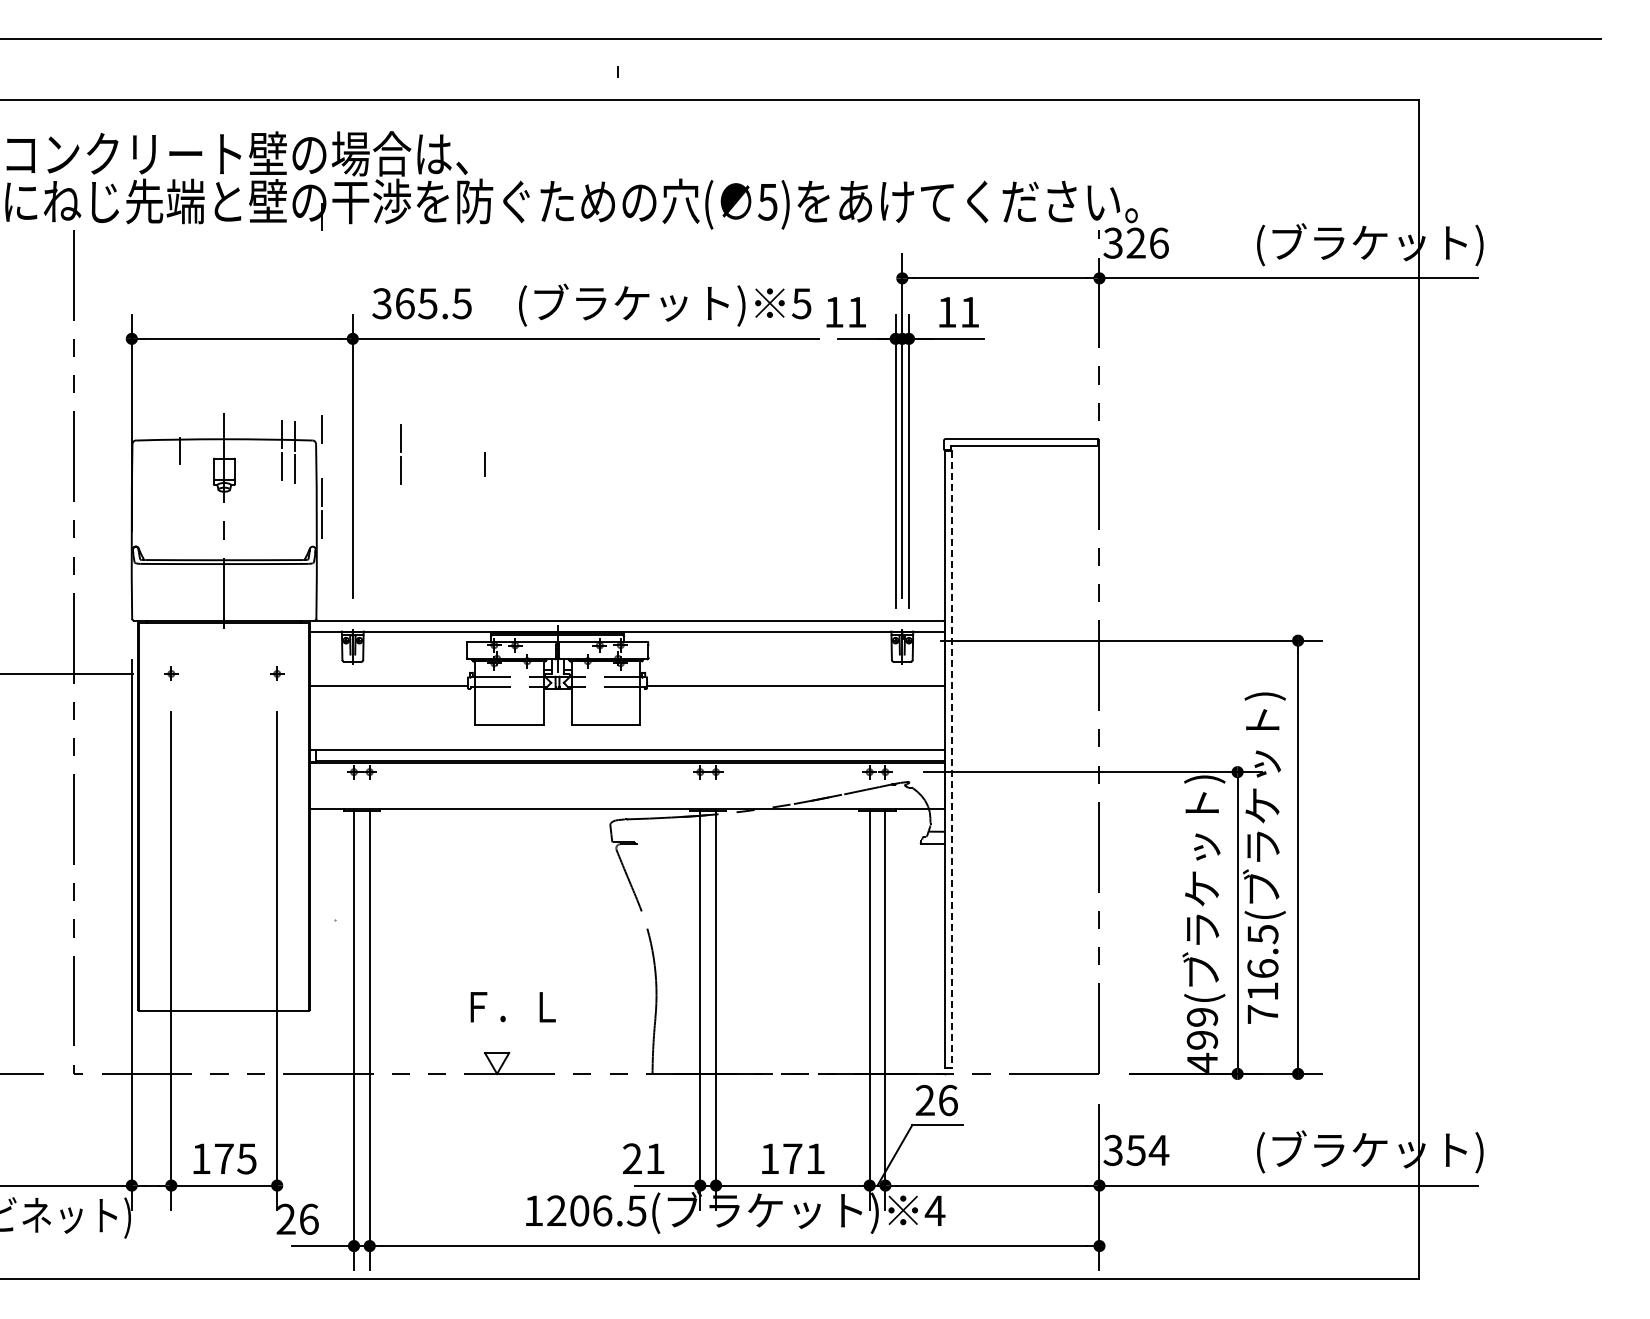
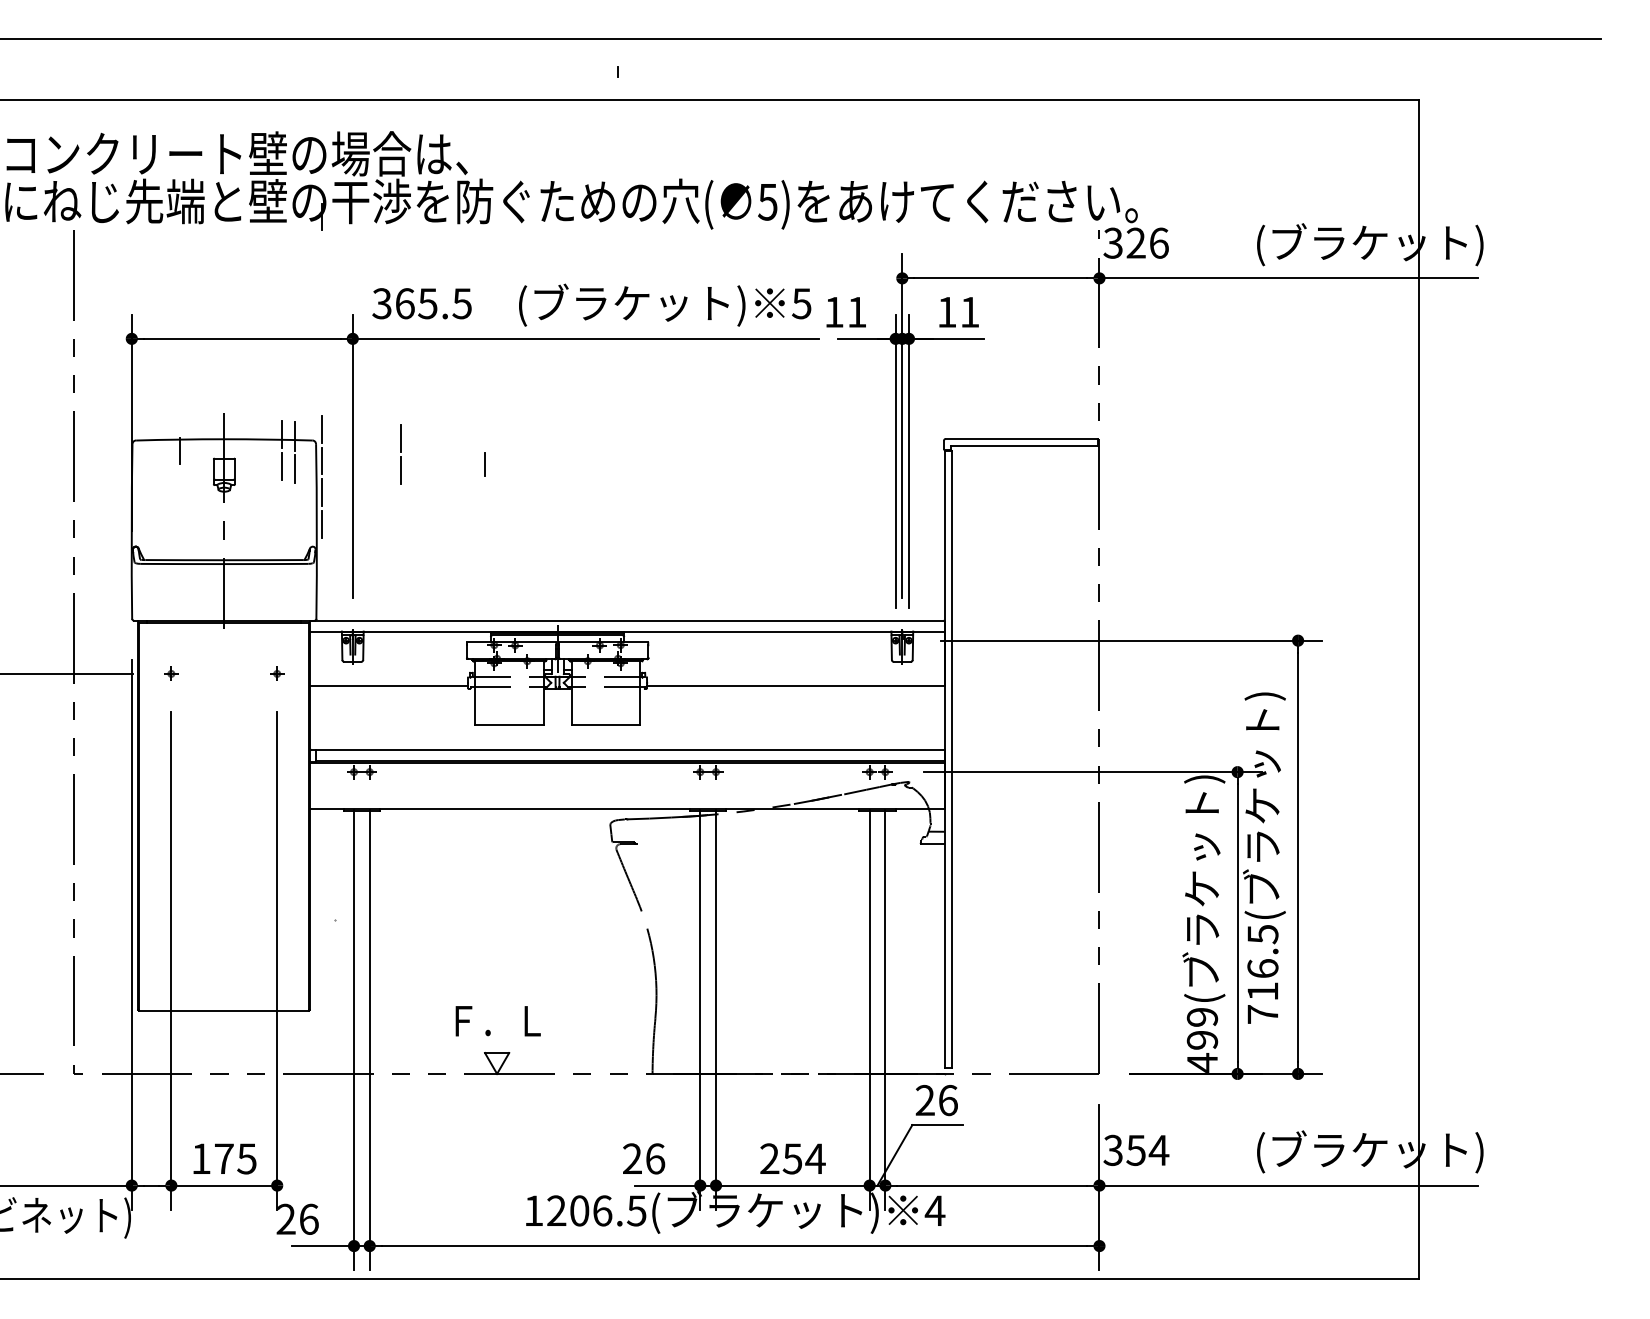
line: none -> present (321, 460)
line: dashed -> solid (951, 759)
text position: (512, 1007) -> (497, 1021) (497, 1021)
text: 21 -> 26 (655, 1158)
text: 171 -> 254 (792, 1158)
